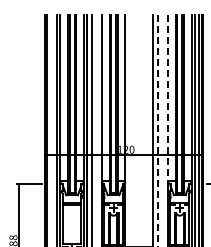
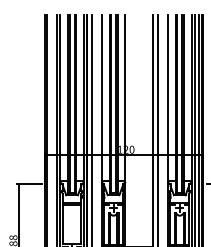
line: dashed -> solid (167, 99)
line: dashed -> solid (157, 131)
